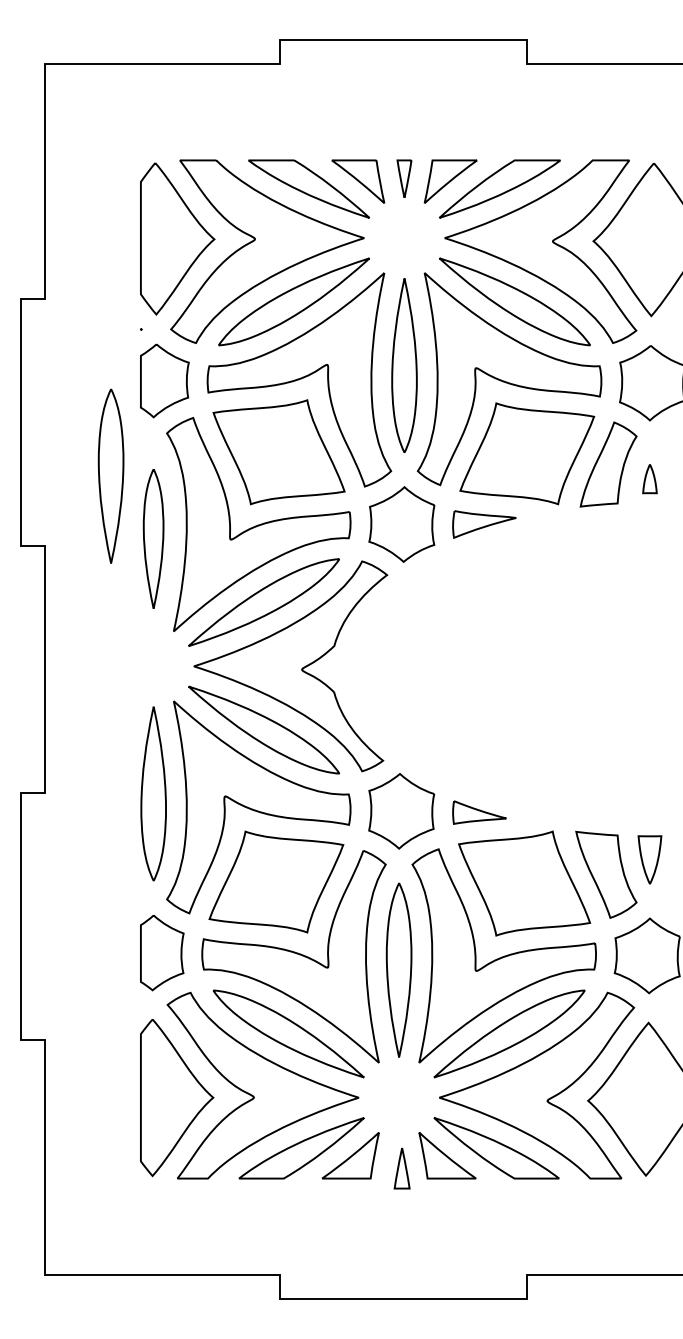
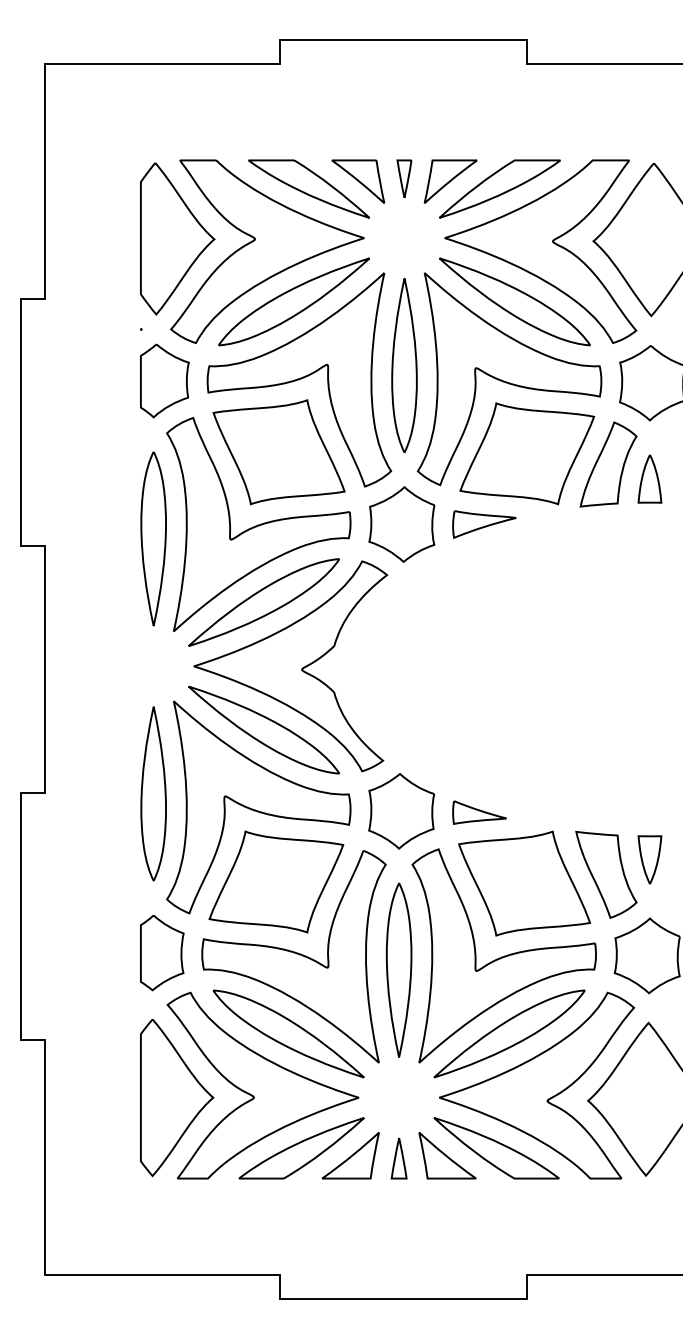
part: present -> none (110, 475)
part size: 16x31 px -> 26x50 px (649, 478)
part size: 23x140 px -> 27x176 px (153, 538)
part position: (401, 1168) -> (398, 1158) (398, 1158)
